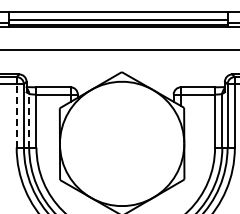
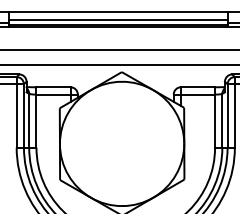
line: none -> present (119, 64)
line: dashed -> solid (16, 115)
line: dashed -> solid (29, 120)
